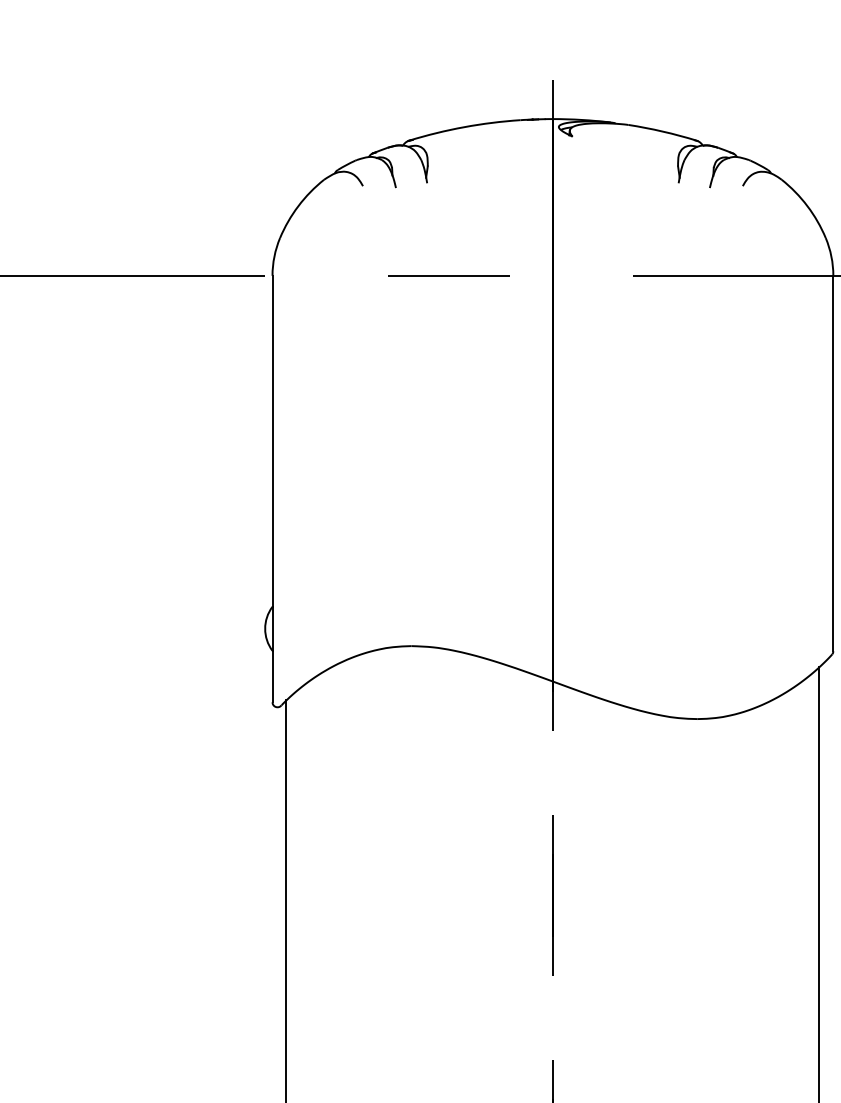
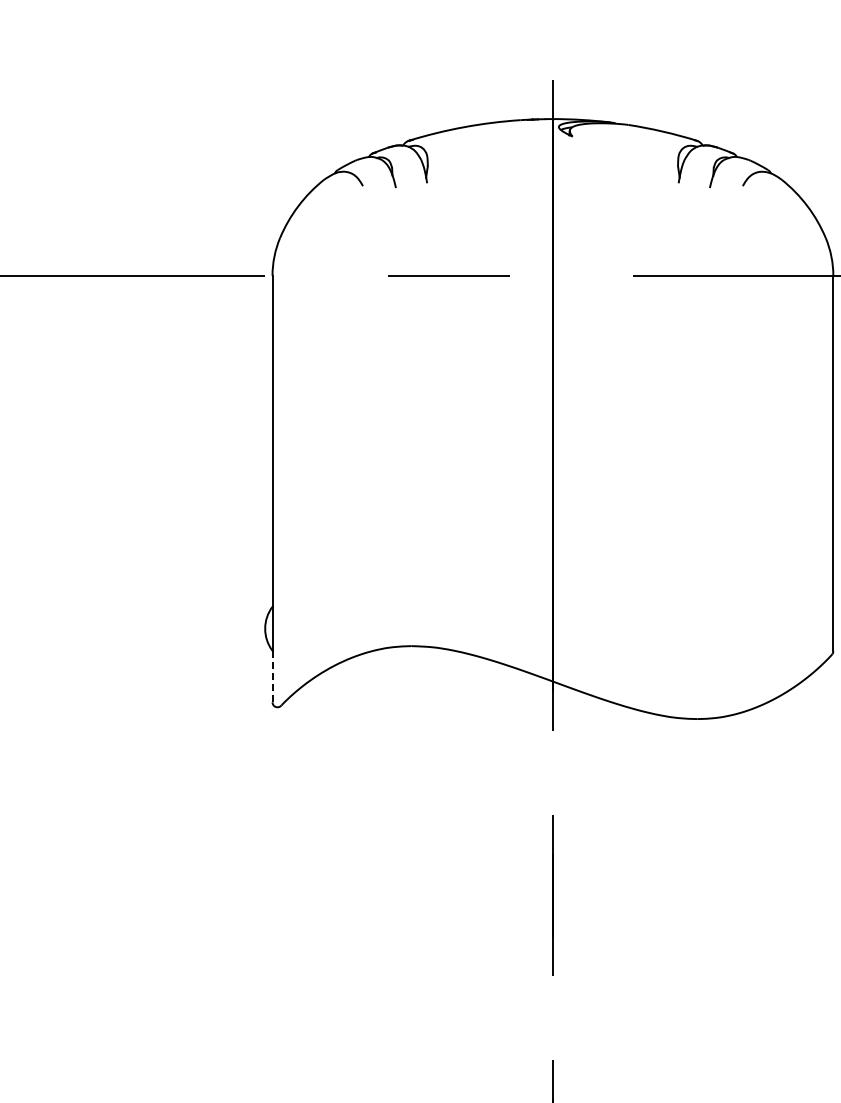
line: solid -> dashed (272, 676)
line: present -> none (819, 883)
line: present -> none (286, 899)
